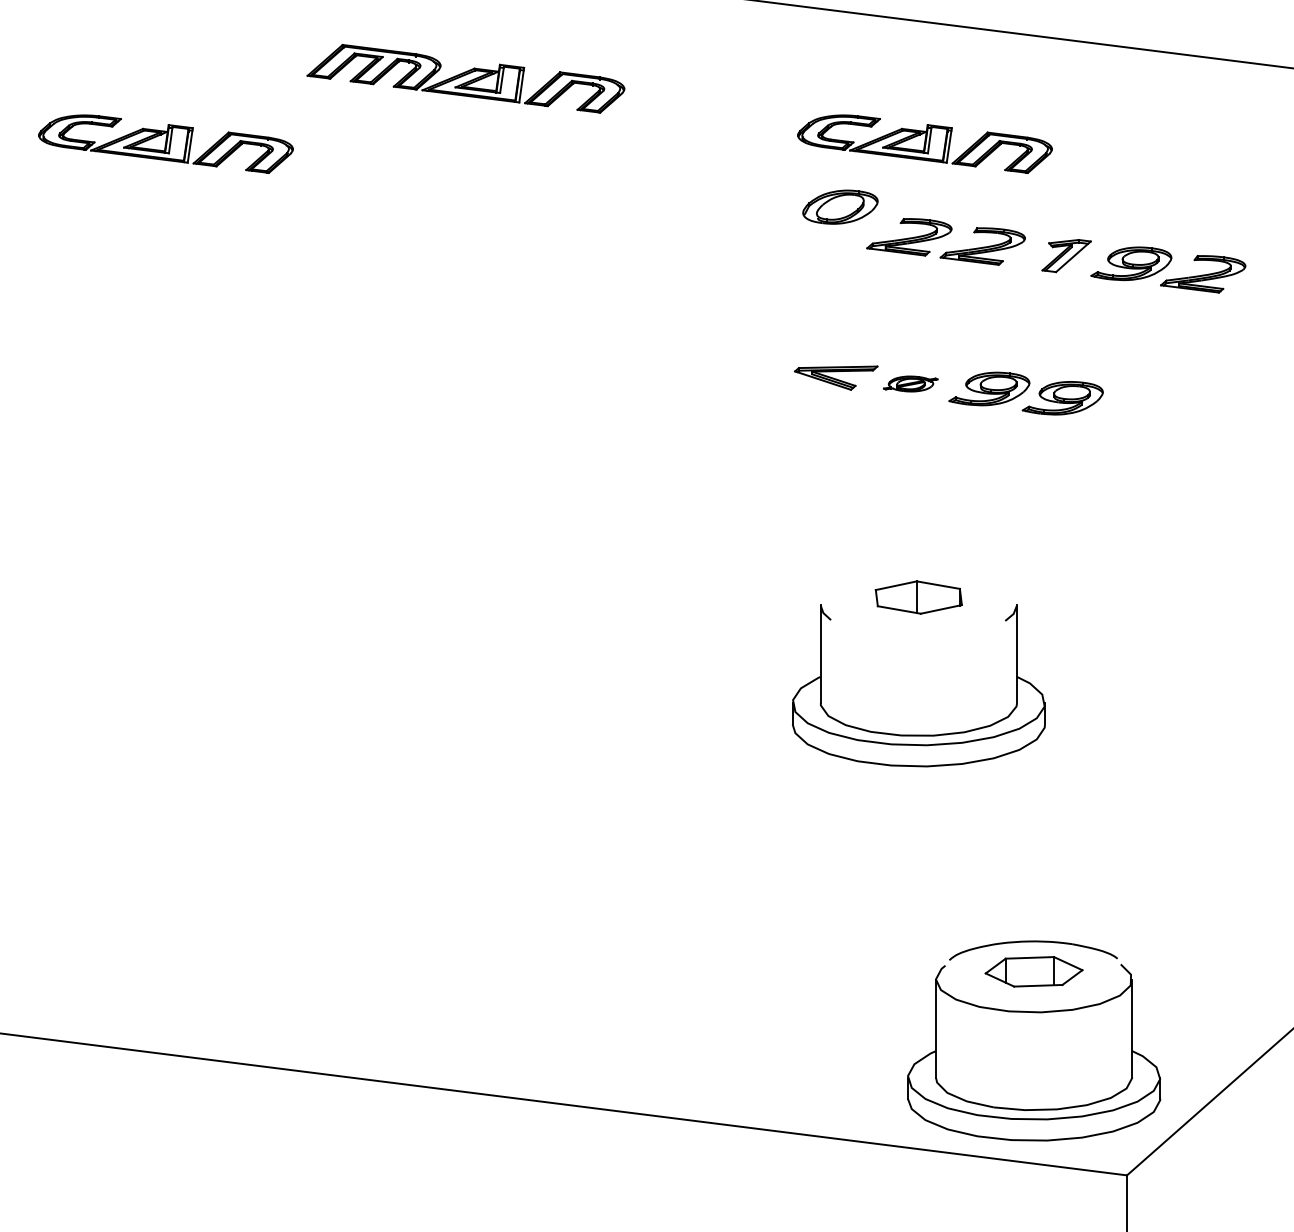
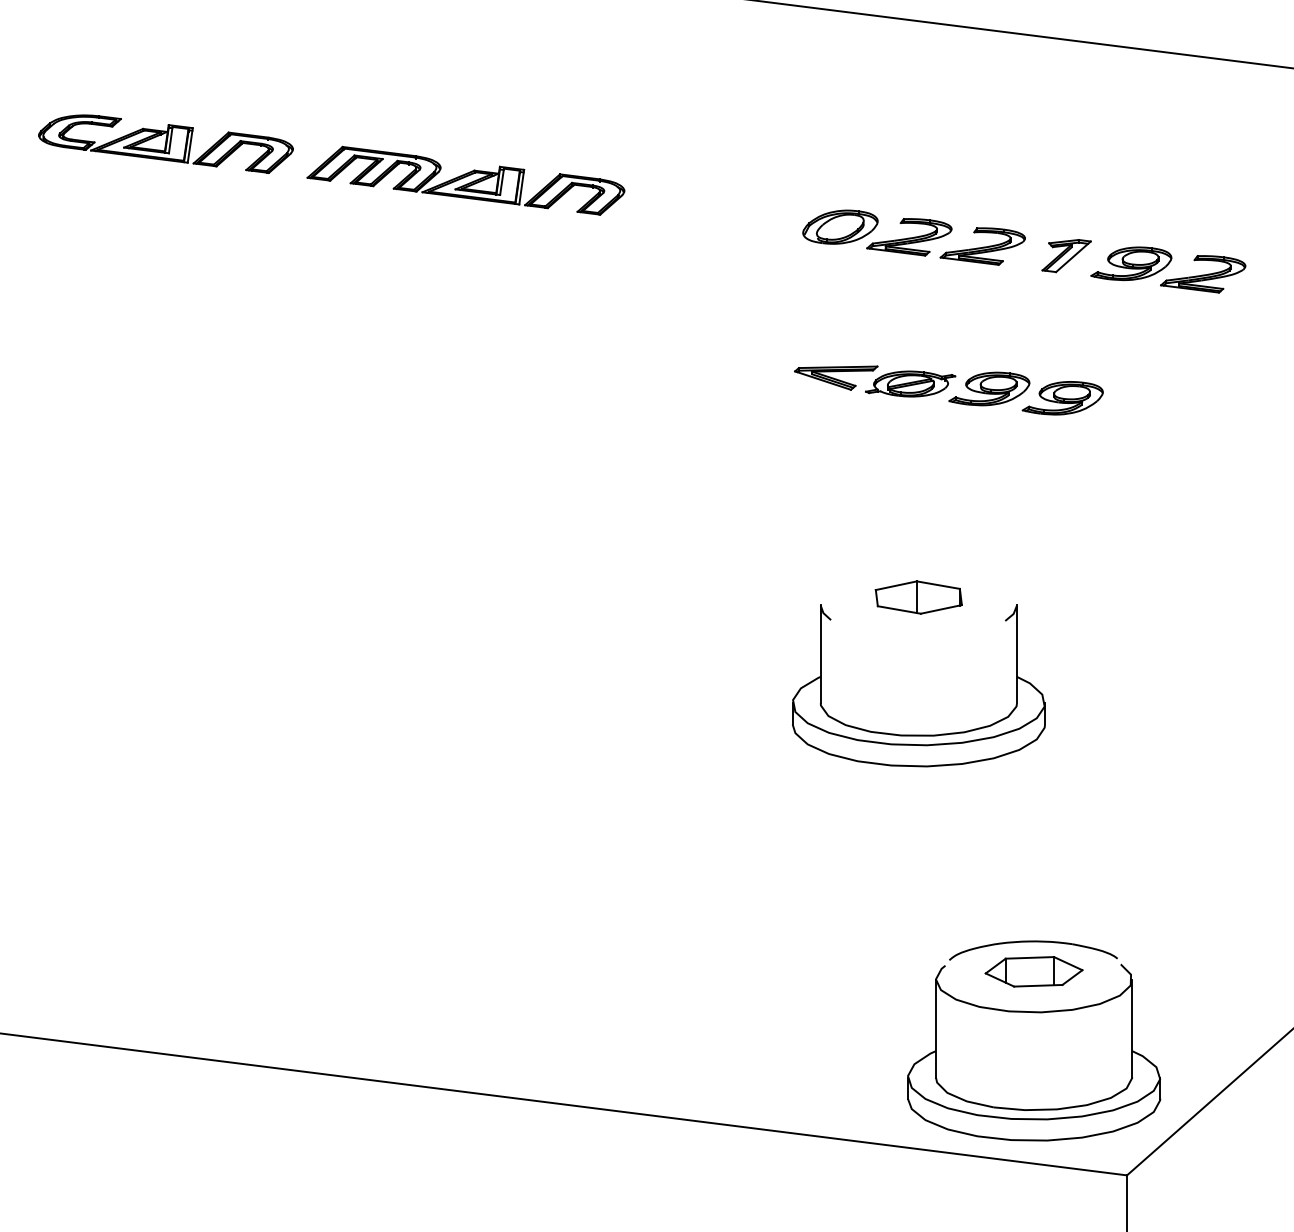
part position: (465, 78) -> (465, 180) (465, 180)
part: present -> none (924, 143)
part position: (840, 206) -> (840, 226) (840, 226)
part size: 56x18 px -> 92x28 px (910, 383)
